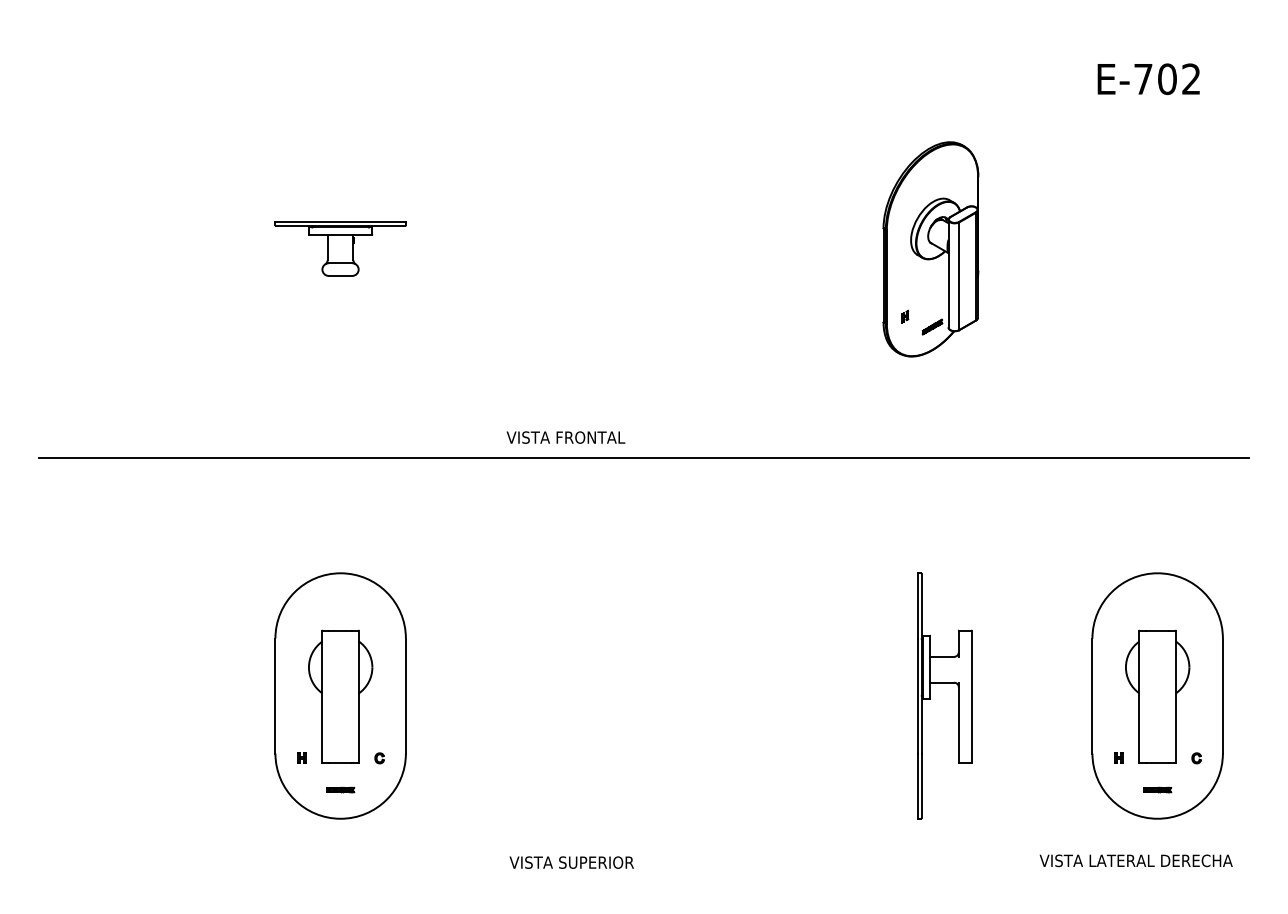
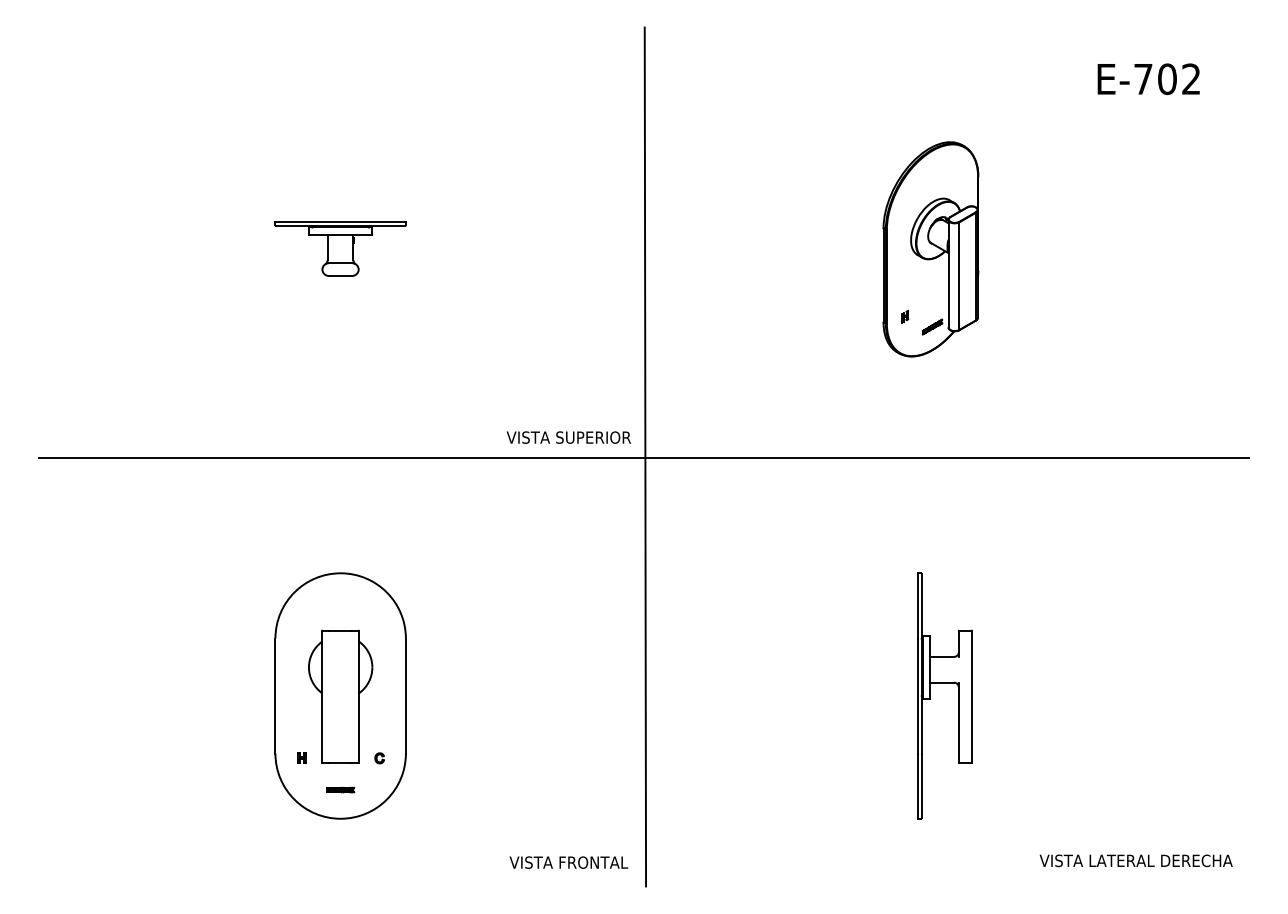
text: VISTA FRONTAL -> VISTA SUPERIOR (593, 437)
line: none -> present (645, 456)
part: present -> none (1157, 695)
text: VISTA SUPERIOR -> VISTA FRONTAL (596, 862)
